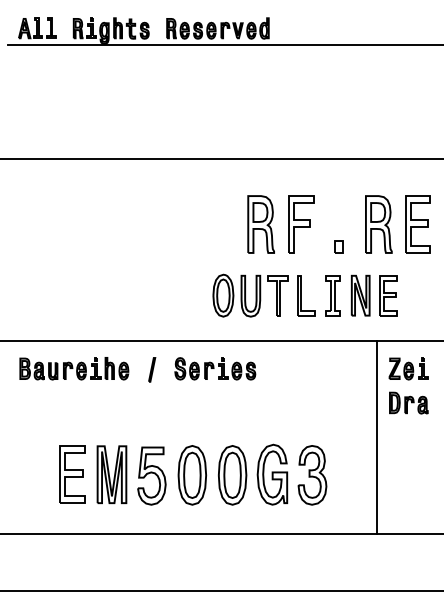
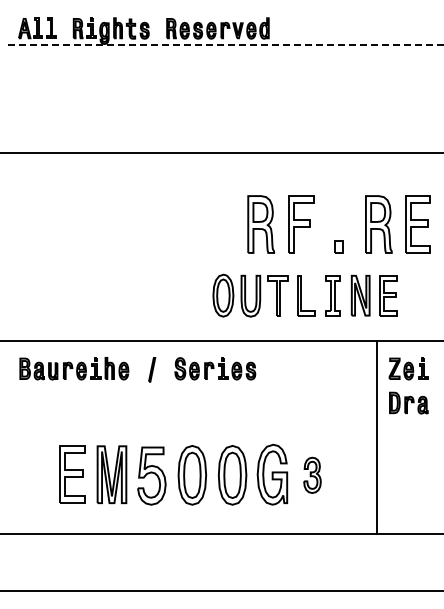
line: solid -> dashed (225, 44)
line position: (221, 158) -> (221, 152) (221, 152)
part size: 31x61 px -> 19x38 px (312, 474)
